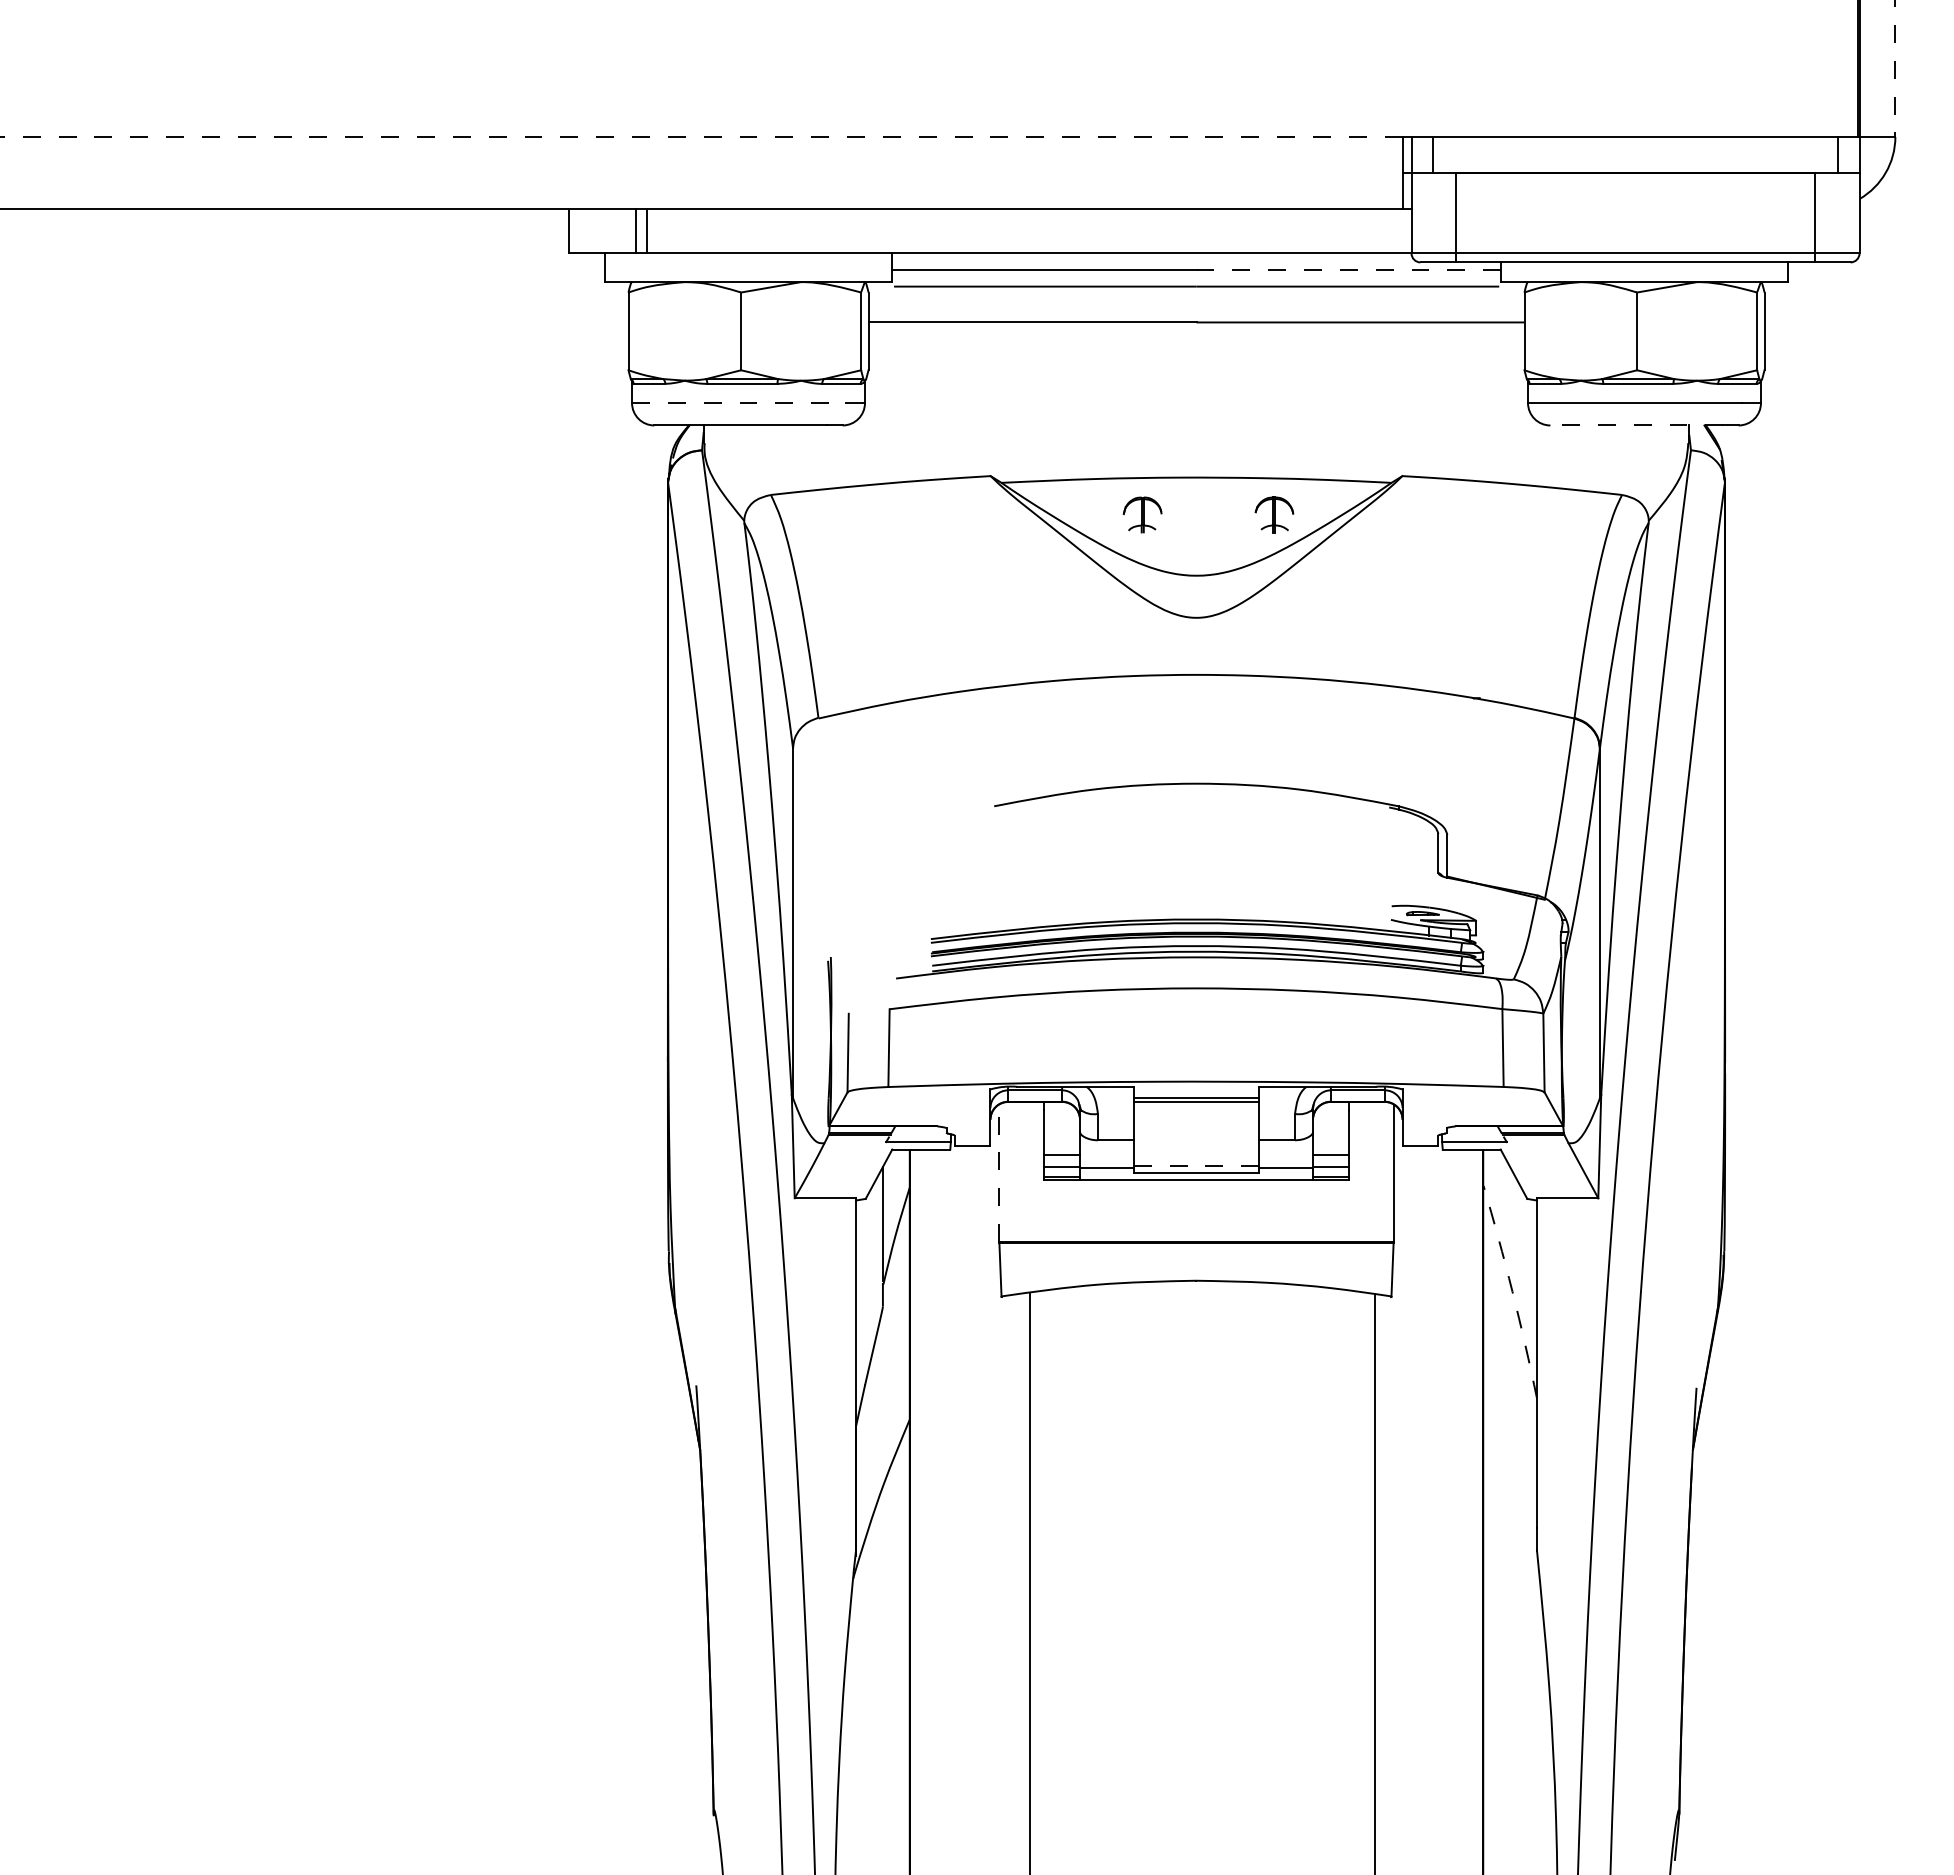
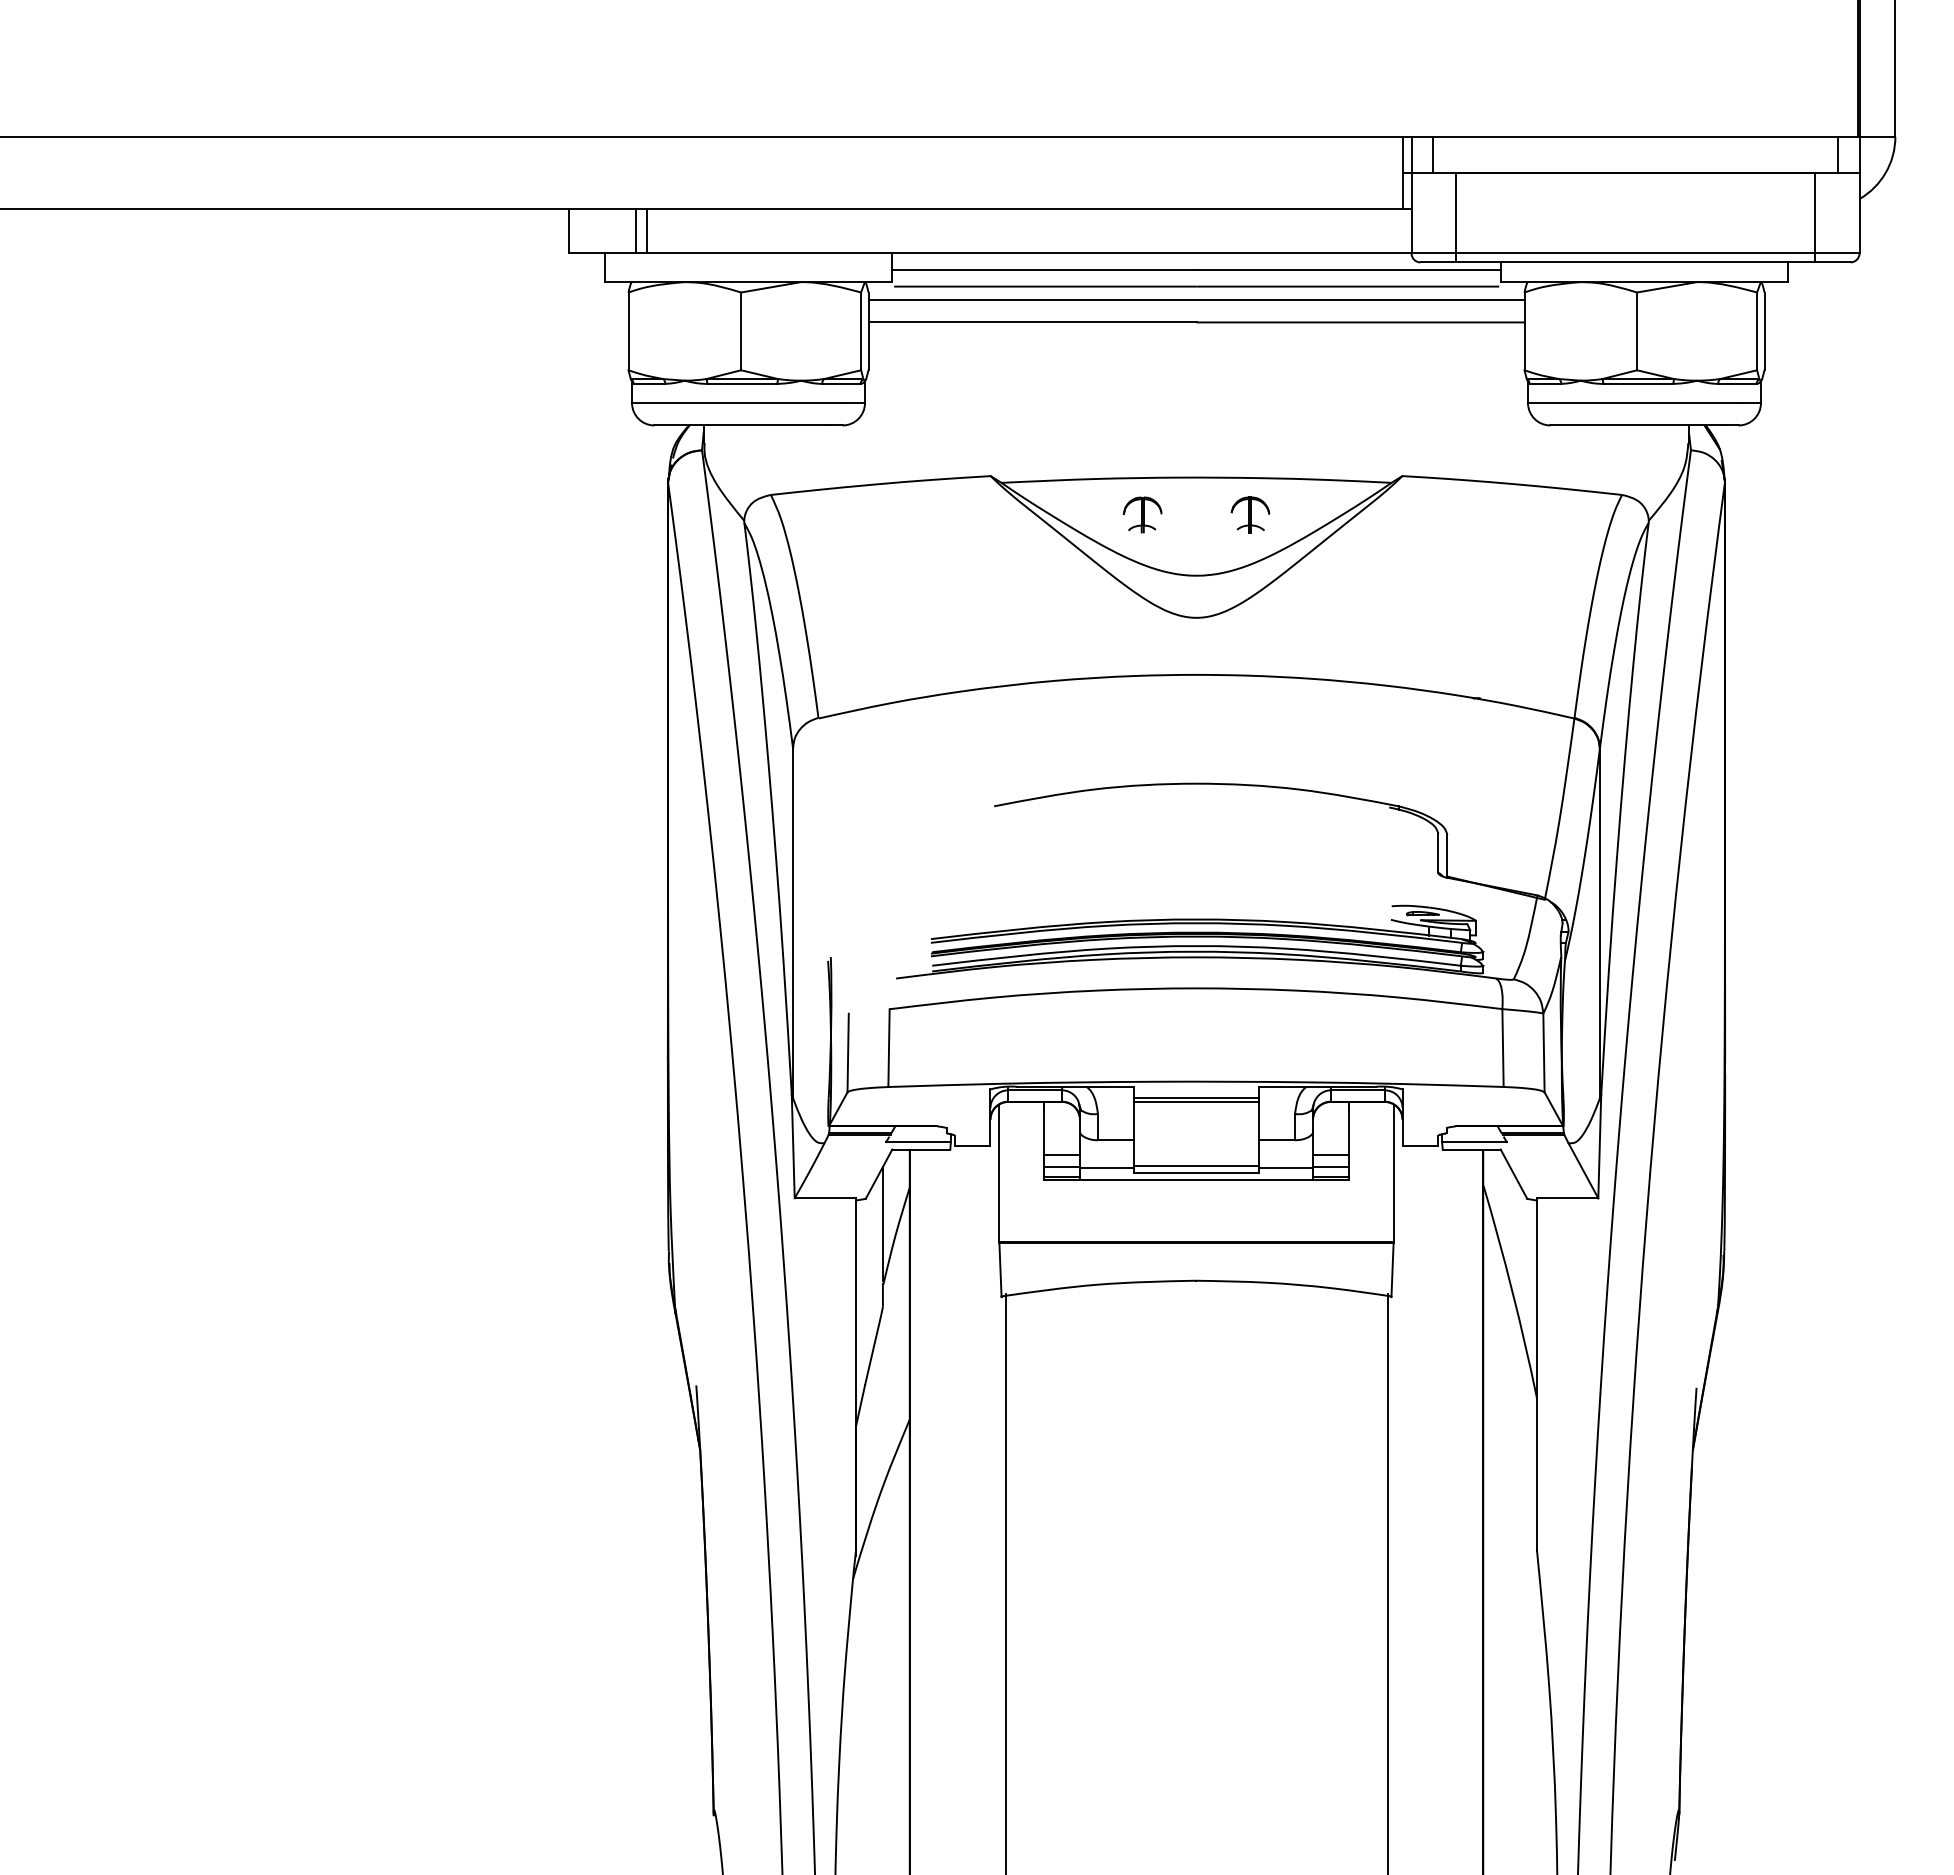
line: dashed -> solid (1895, 69)
line: dashed -> solid (701, 136)
line: dashed -> solid (1348, 269)
line: none -> present (1196, 300)
line: dashed -> solid (739, 403)
line: dashed -> solid (1636, 425)
part position: (1274, 514) -> (1250, 514) (1250, 514)
line: dashed -> solid (1196, 1166)
line: dashed -> solid (999, 1173)
arc: dashed -> solid (1512, 1291)
line position: (1029, 1582) -> (1005, 1582) (1005, 1582)
line position: (1374, 1582) -> (1387, 1582) (1387, 1582)
